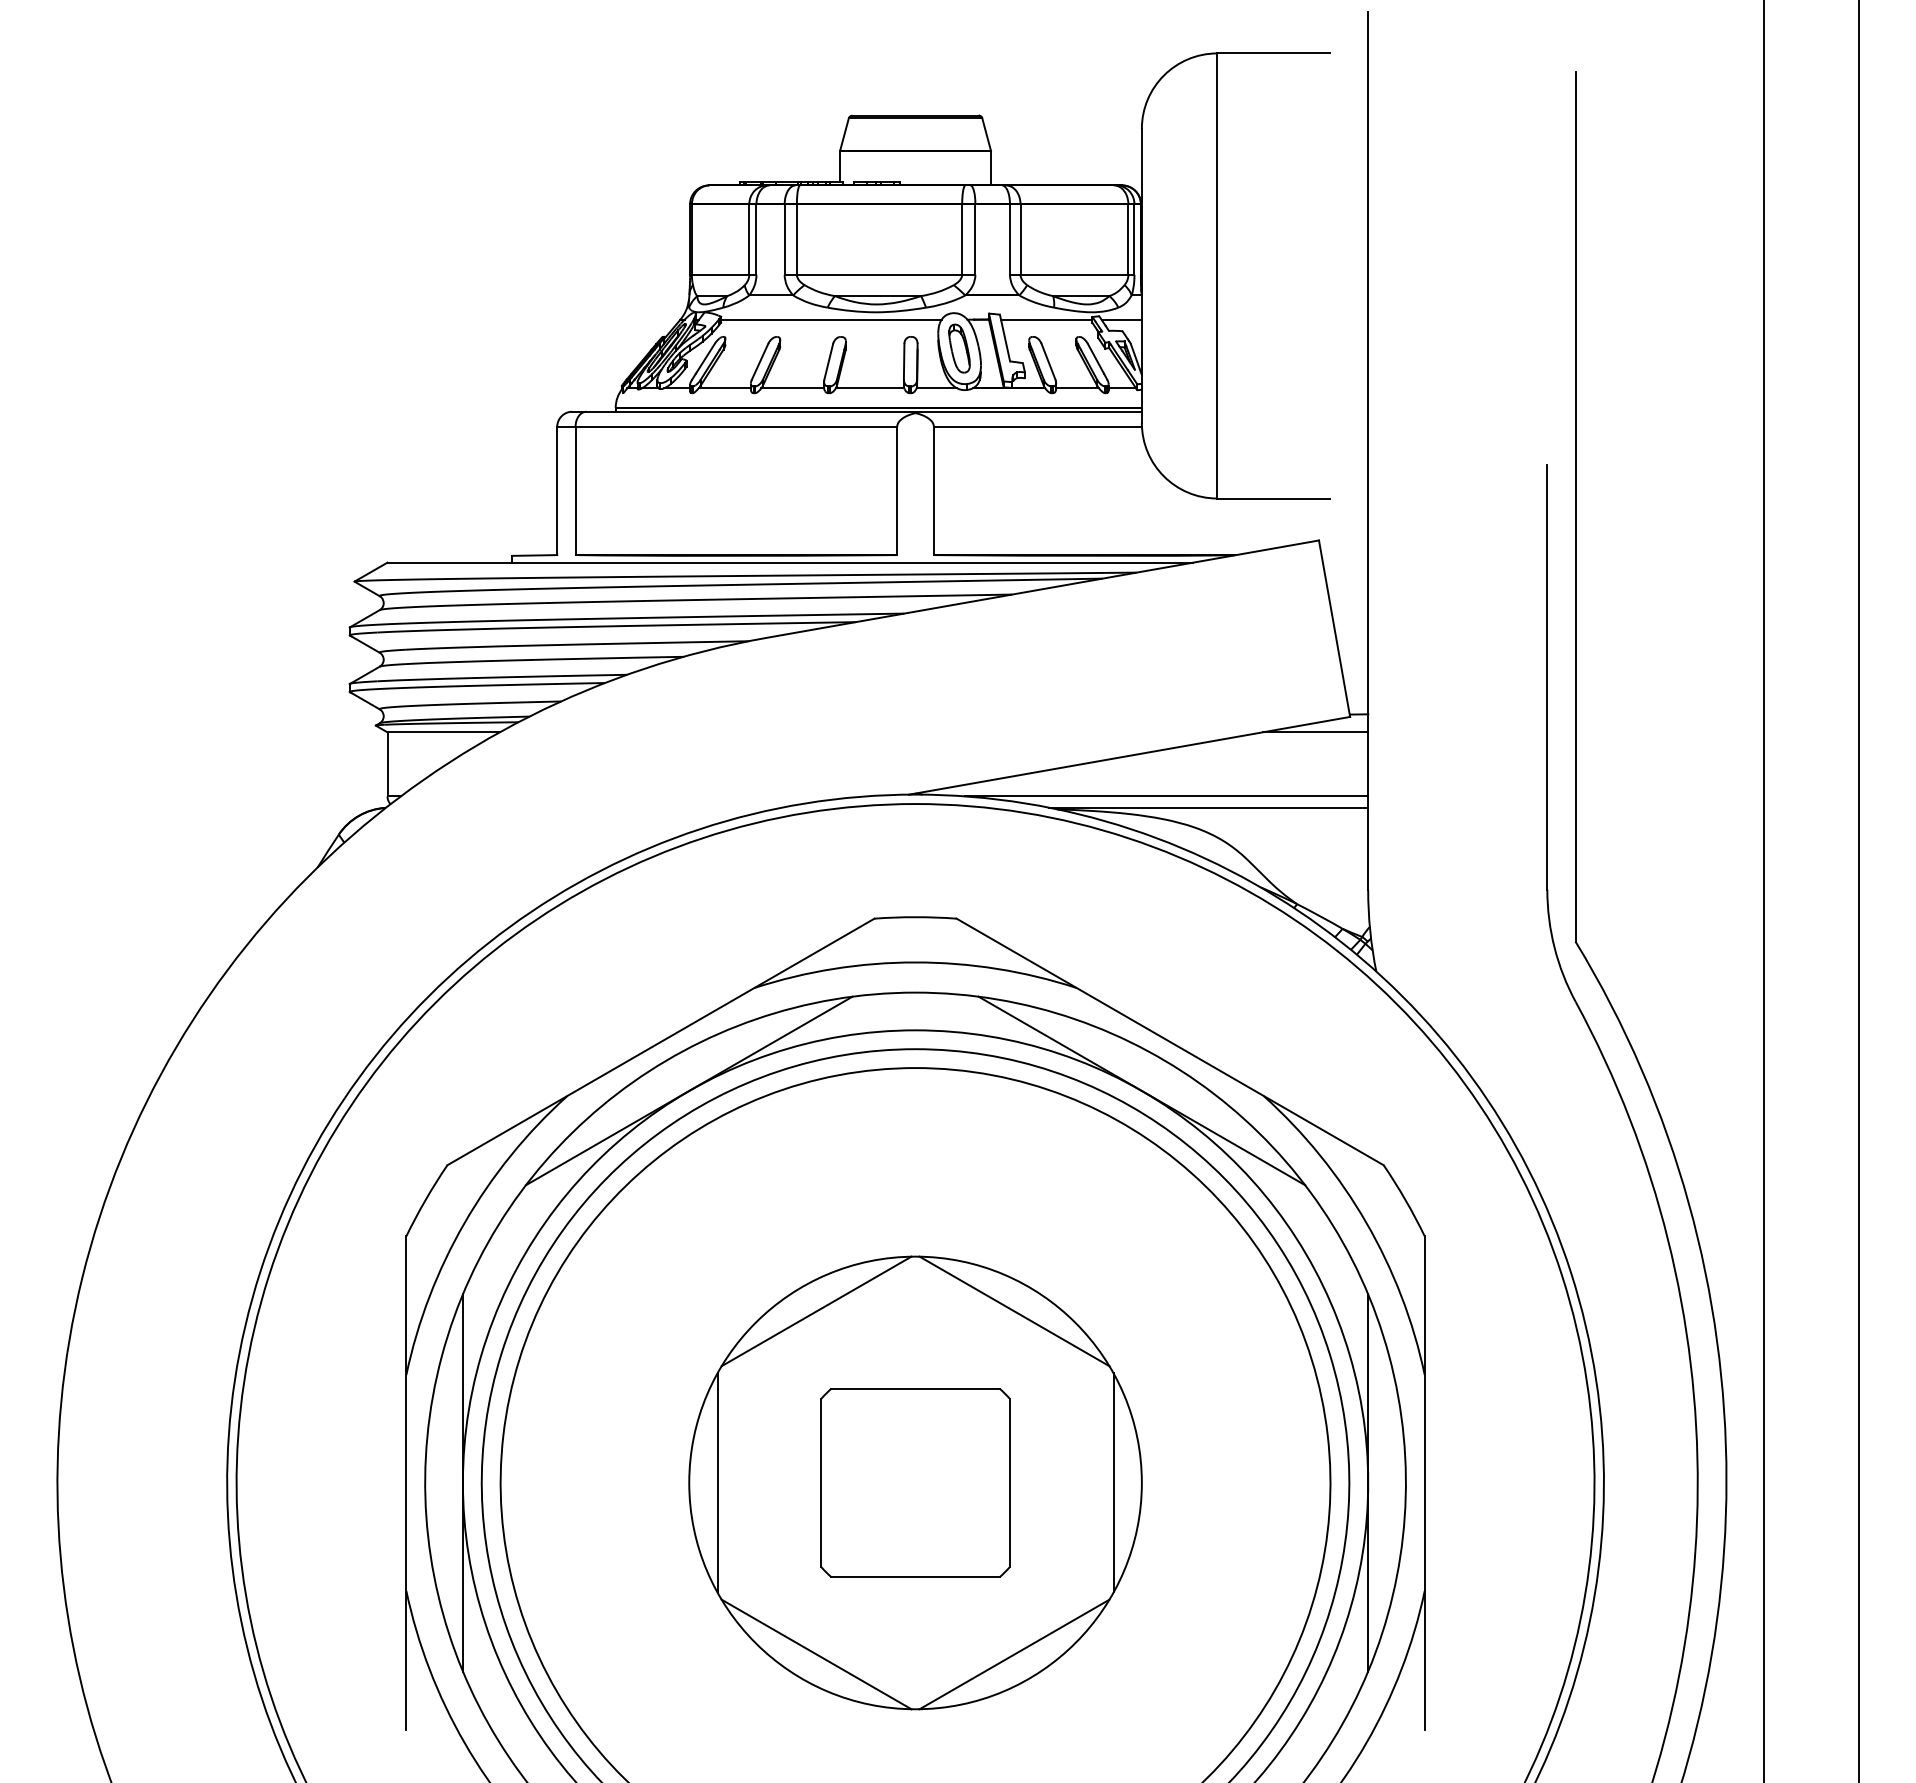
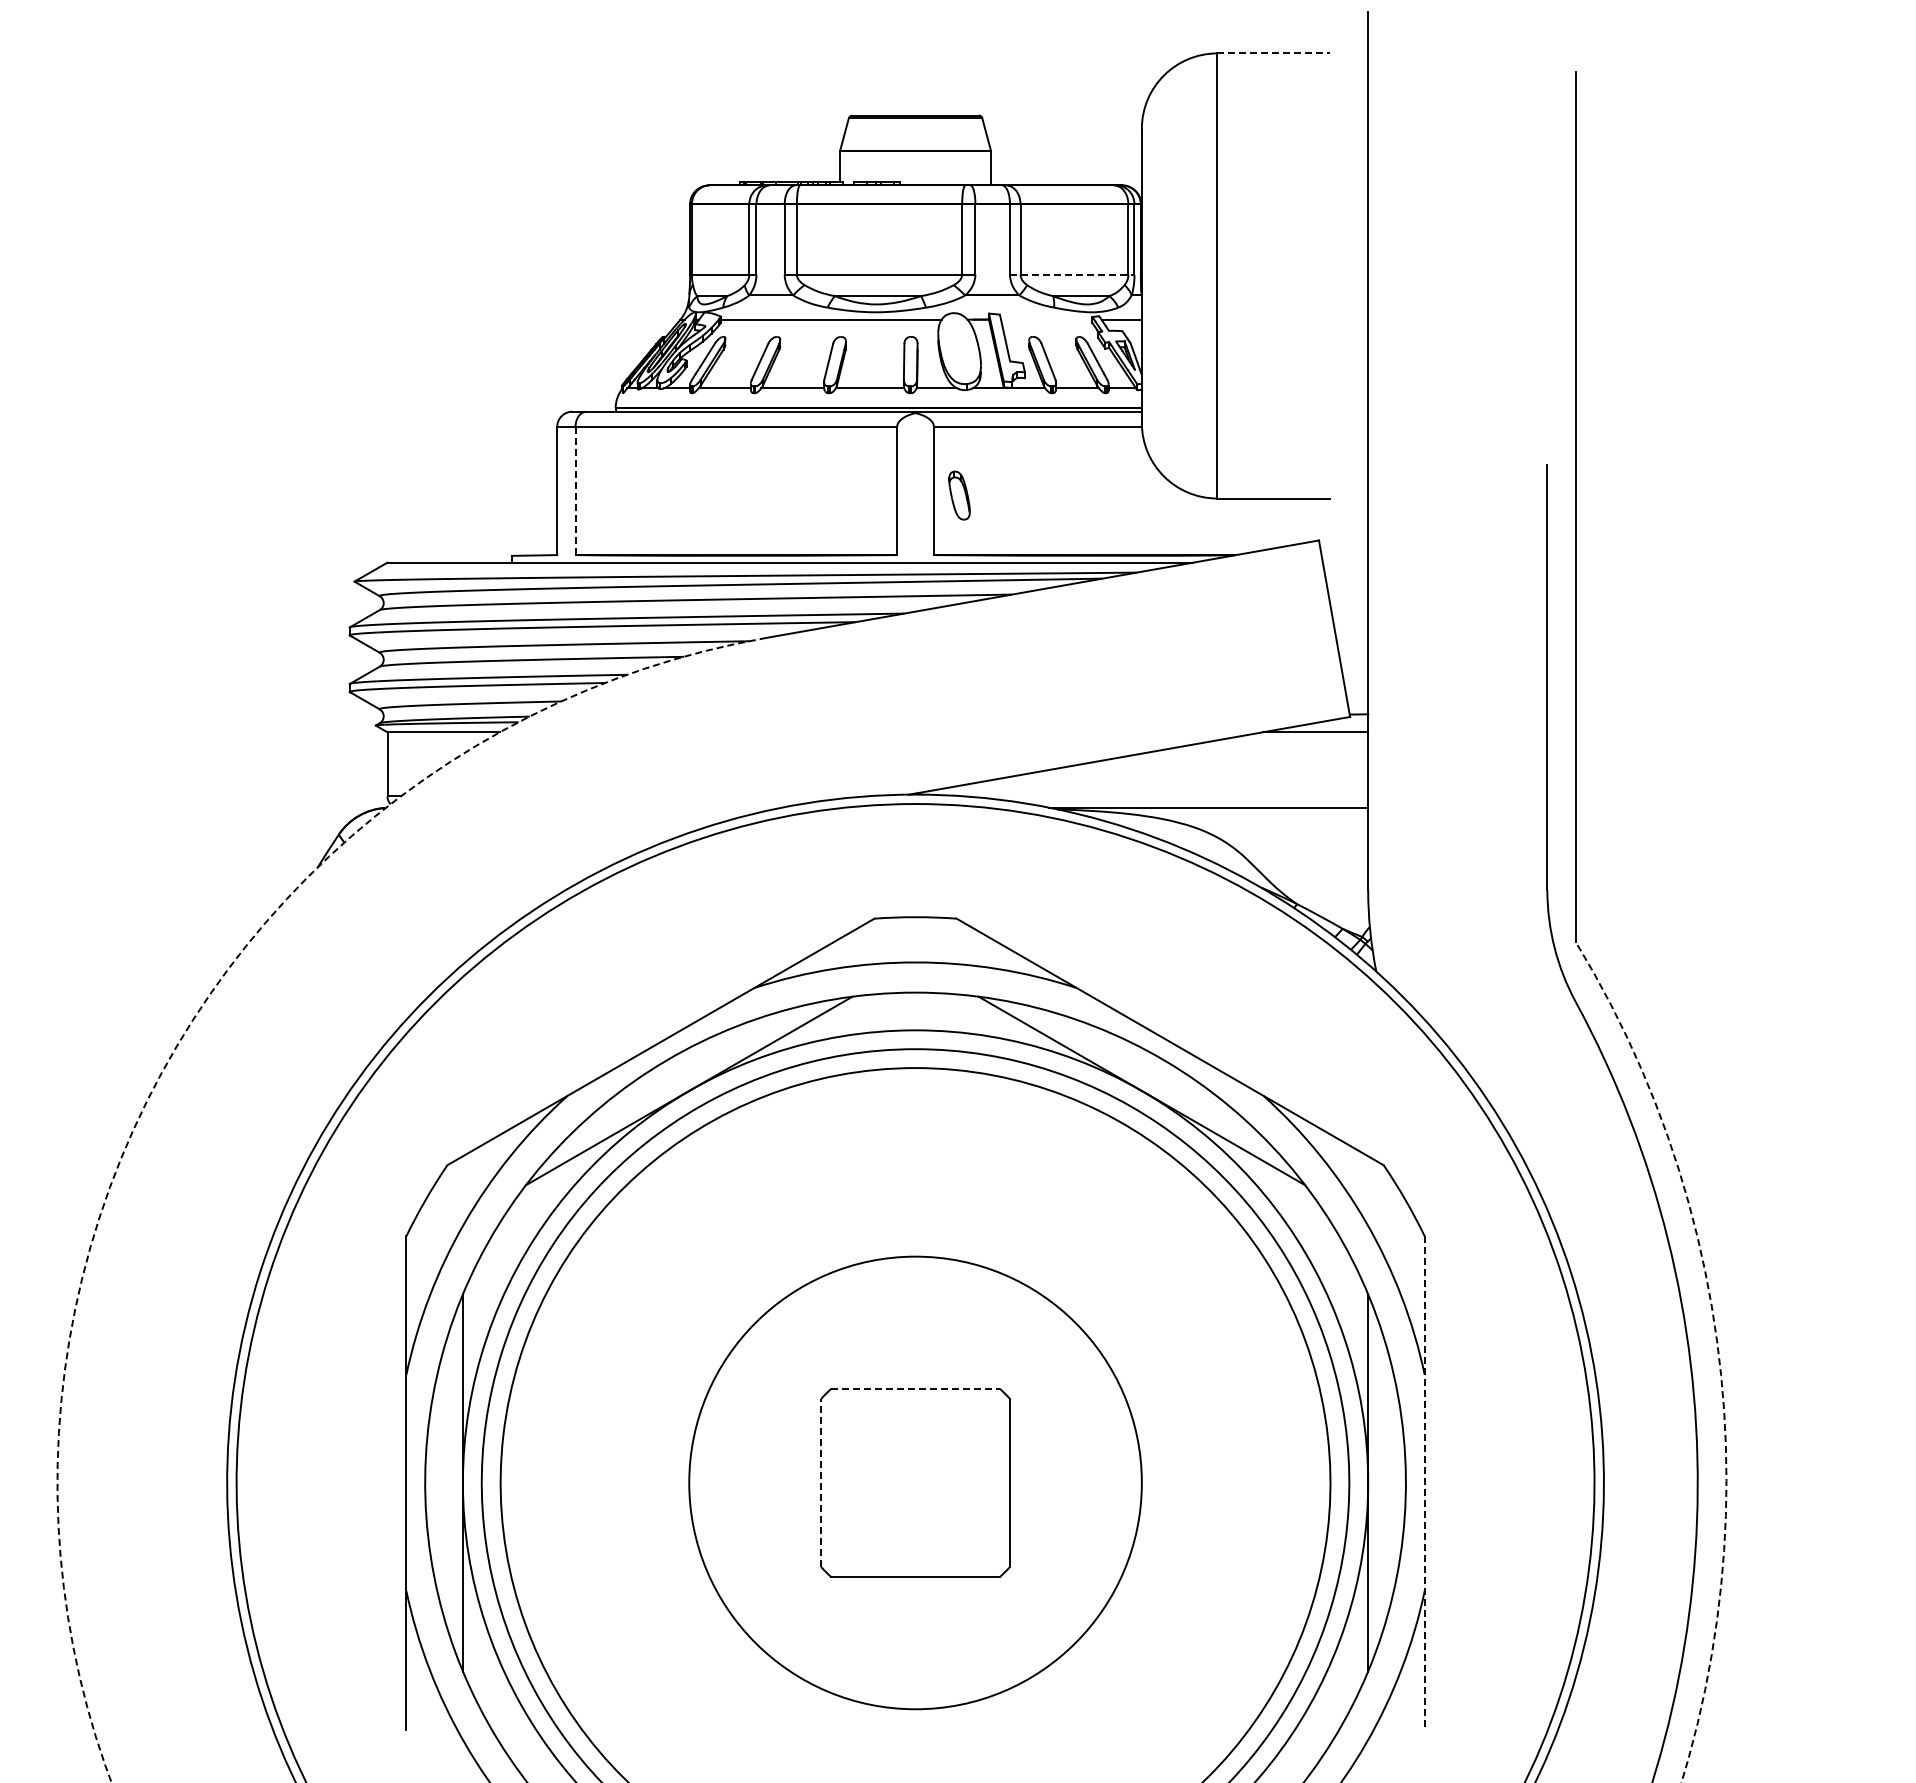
line: solid -> dashed (1273, 53)
line: solid -> dashed (1072, 274)
line: present -> none (1046, 319)
part position: (959, 348) -> (959, 495) (959, 495)
line: solid -> dashed (575, 490)
line: present -> none (1166, 796)
line: present -> none (1764, 890)
line: present -> none (1858, 890)
arc: solid -> dashed (170, 1057)
line: present -> none (816, 1311)
line: present -> none (1014, 1311)
arc: solid -> dashed (1718, 1350)
line: solid -> dashed (916, 1388)
line: present -> none (717, 1482)
line: solid -> dashed (821, 1482)
line: present -> none (1113, 1482)
line: solid -> dashed (1424, 1482)
line: present -> none (816, 1654)
line: present -> none (1014, 1654)
